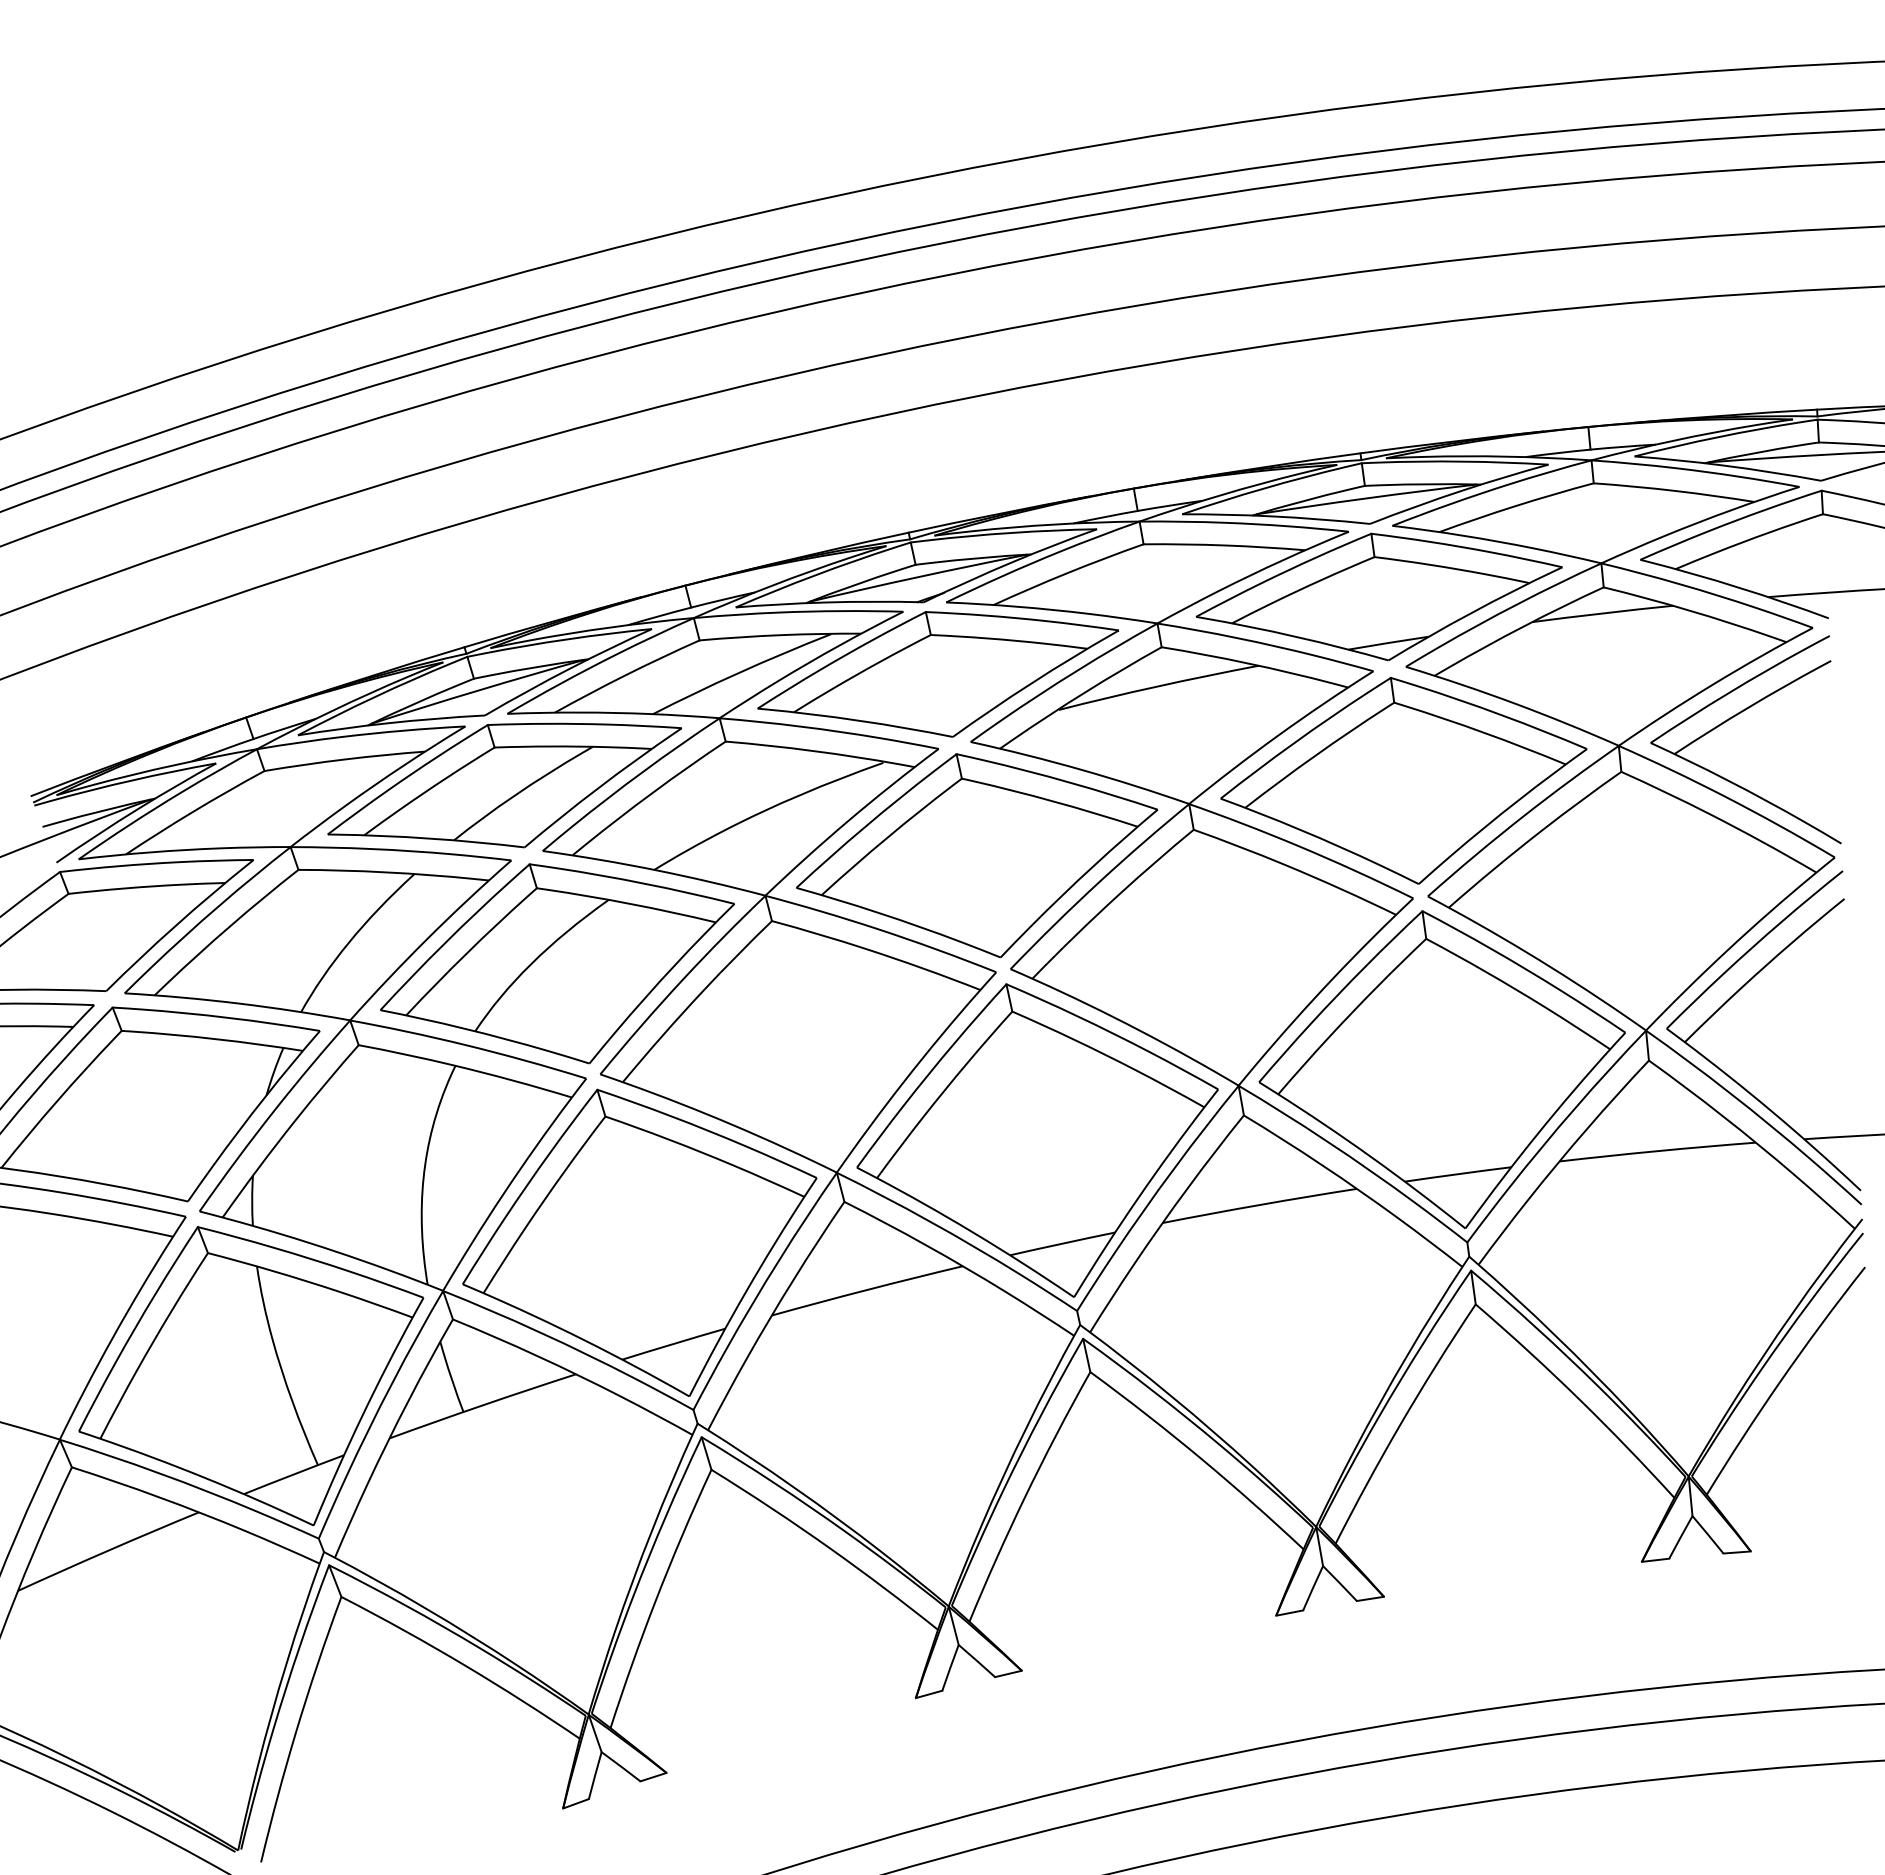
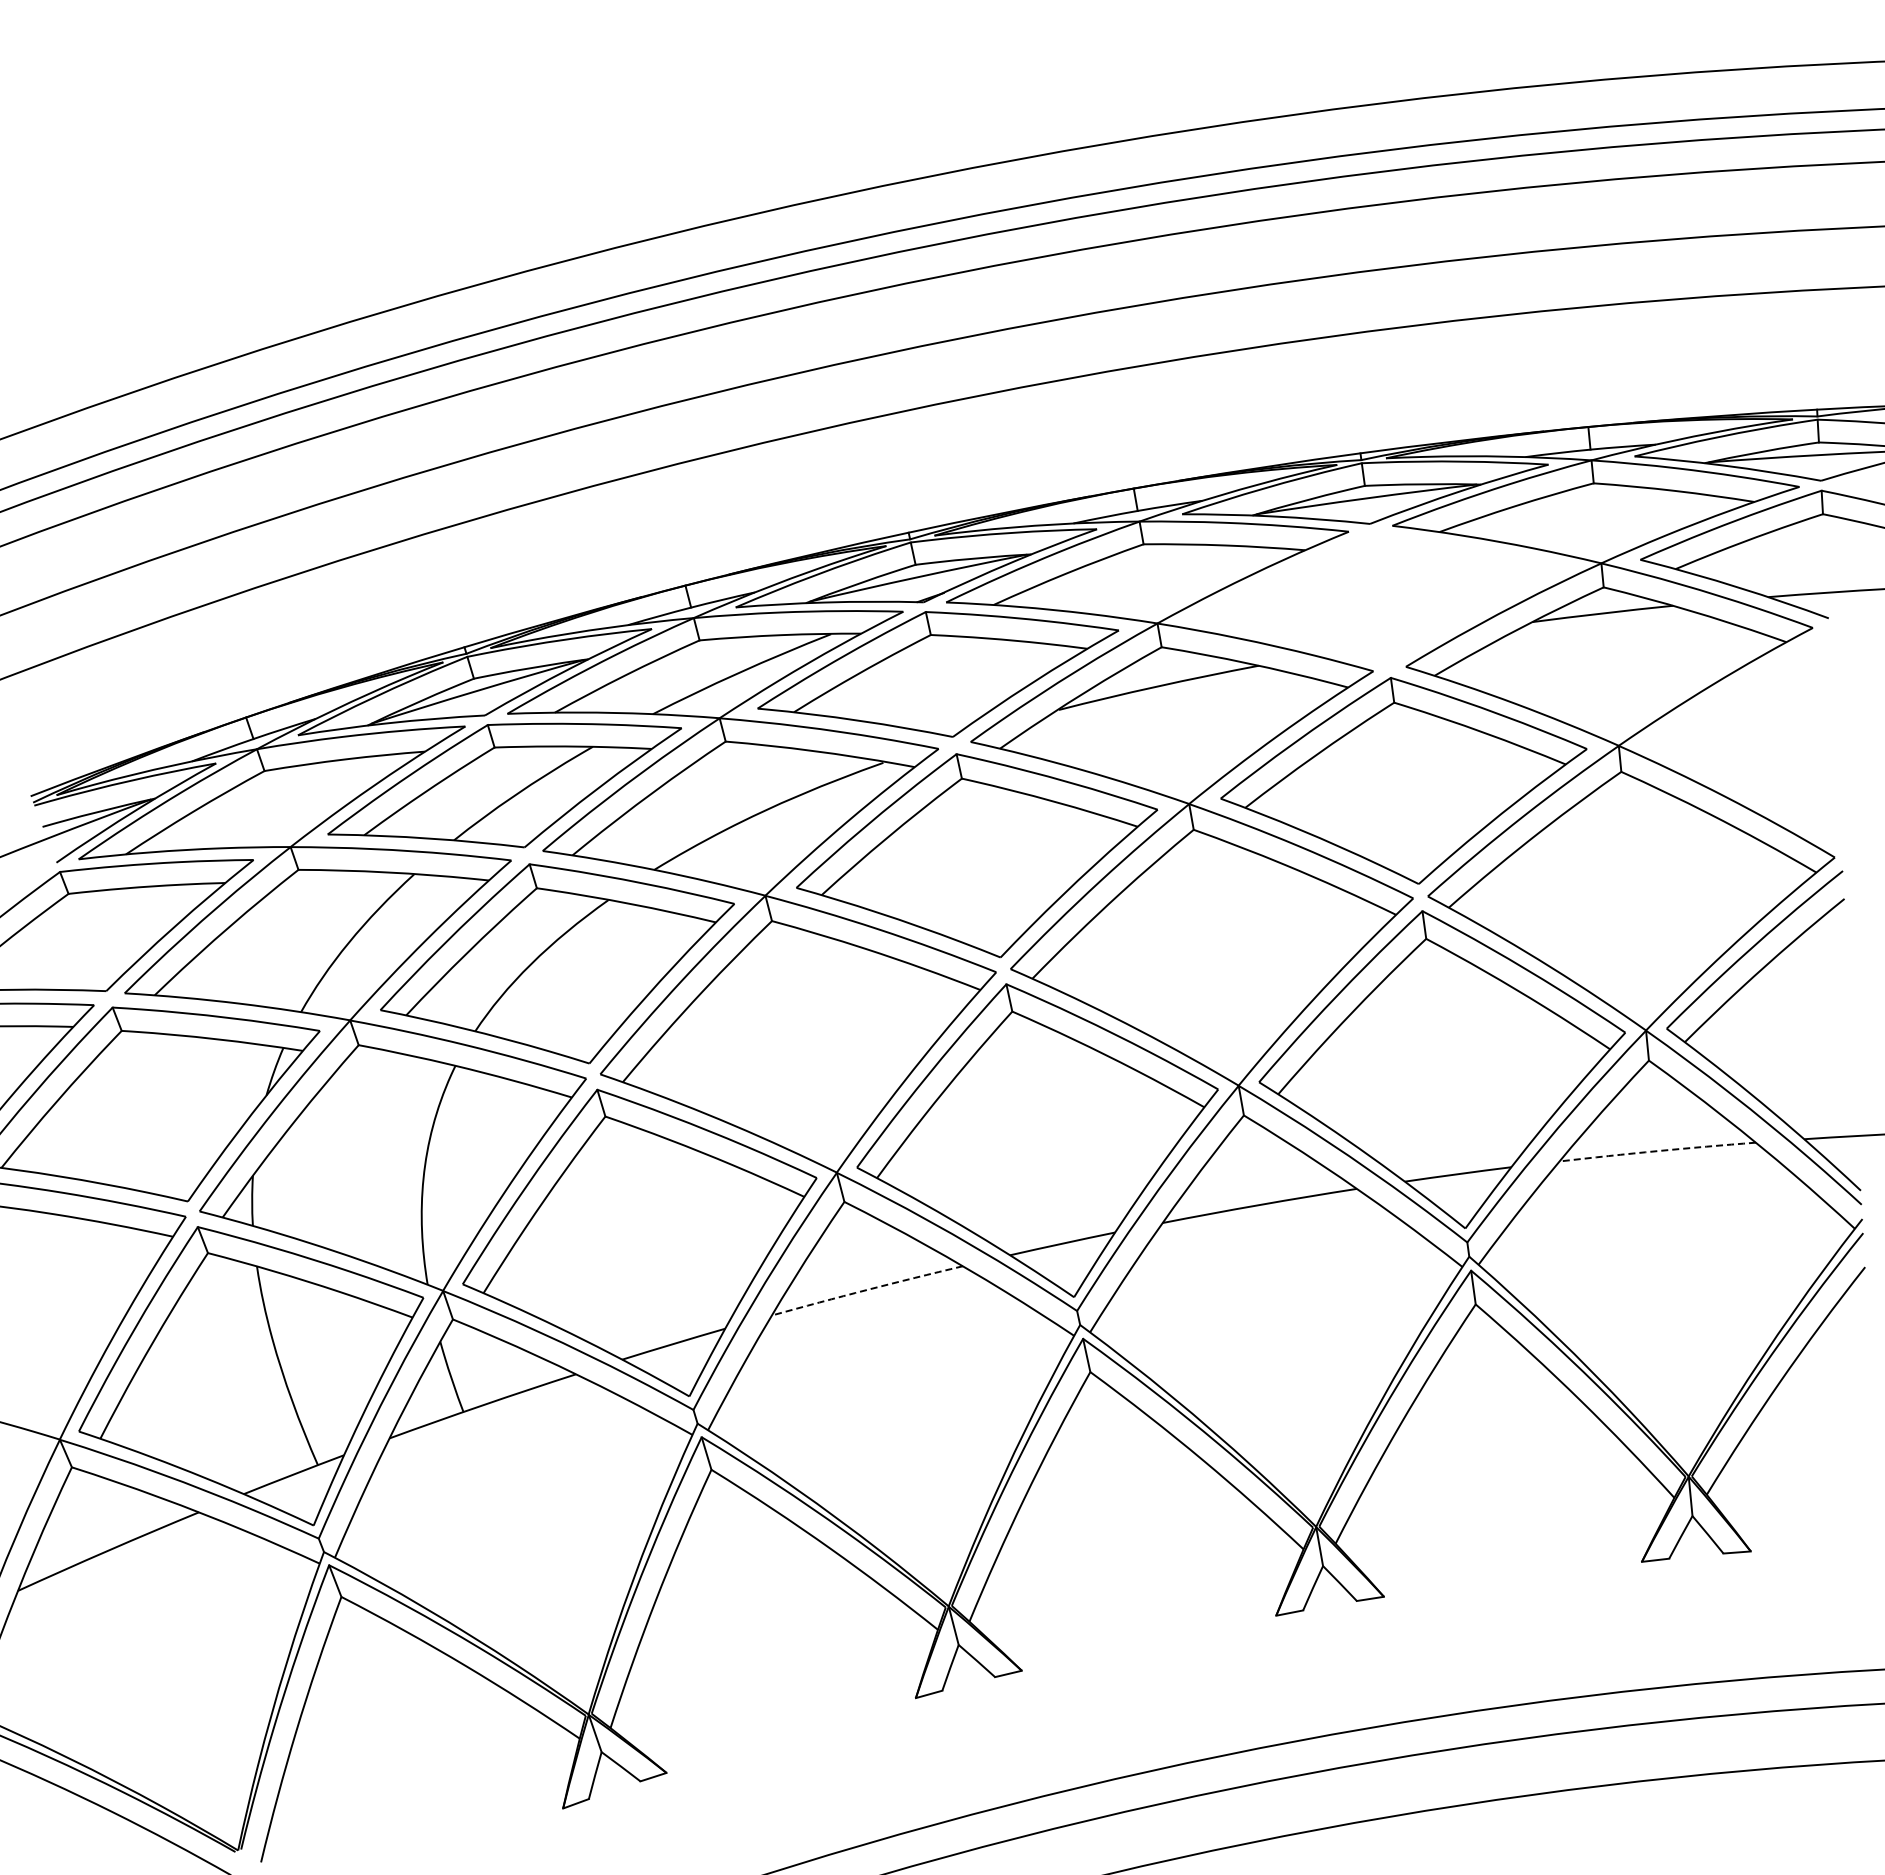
part: present -> none (1378, 596)
part: present -> none (1734, 717)
arc: solid -> dashed (1657, 1151)
arc: solid -> dashed (867, 1289)
